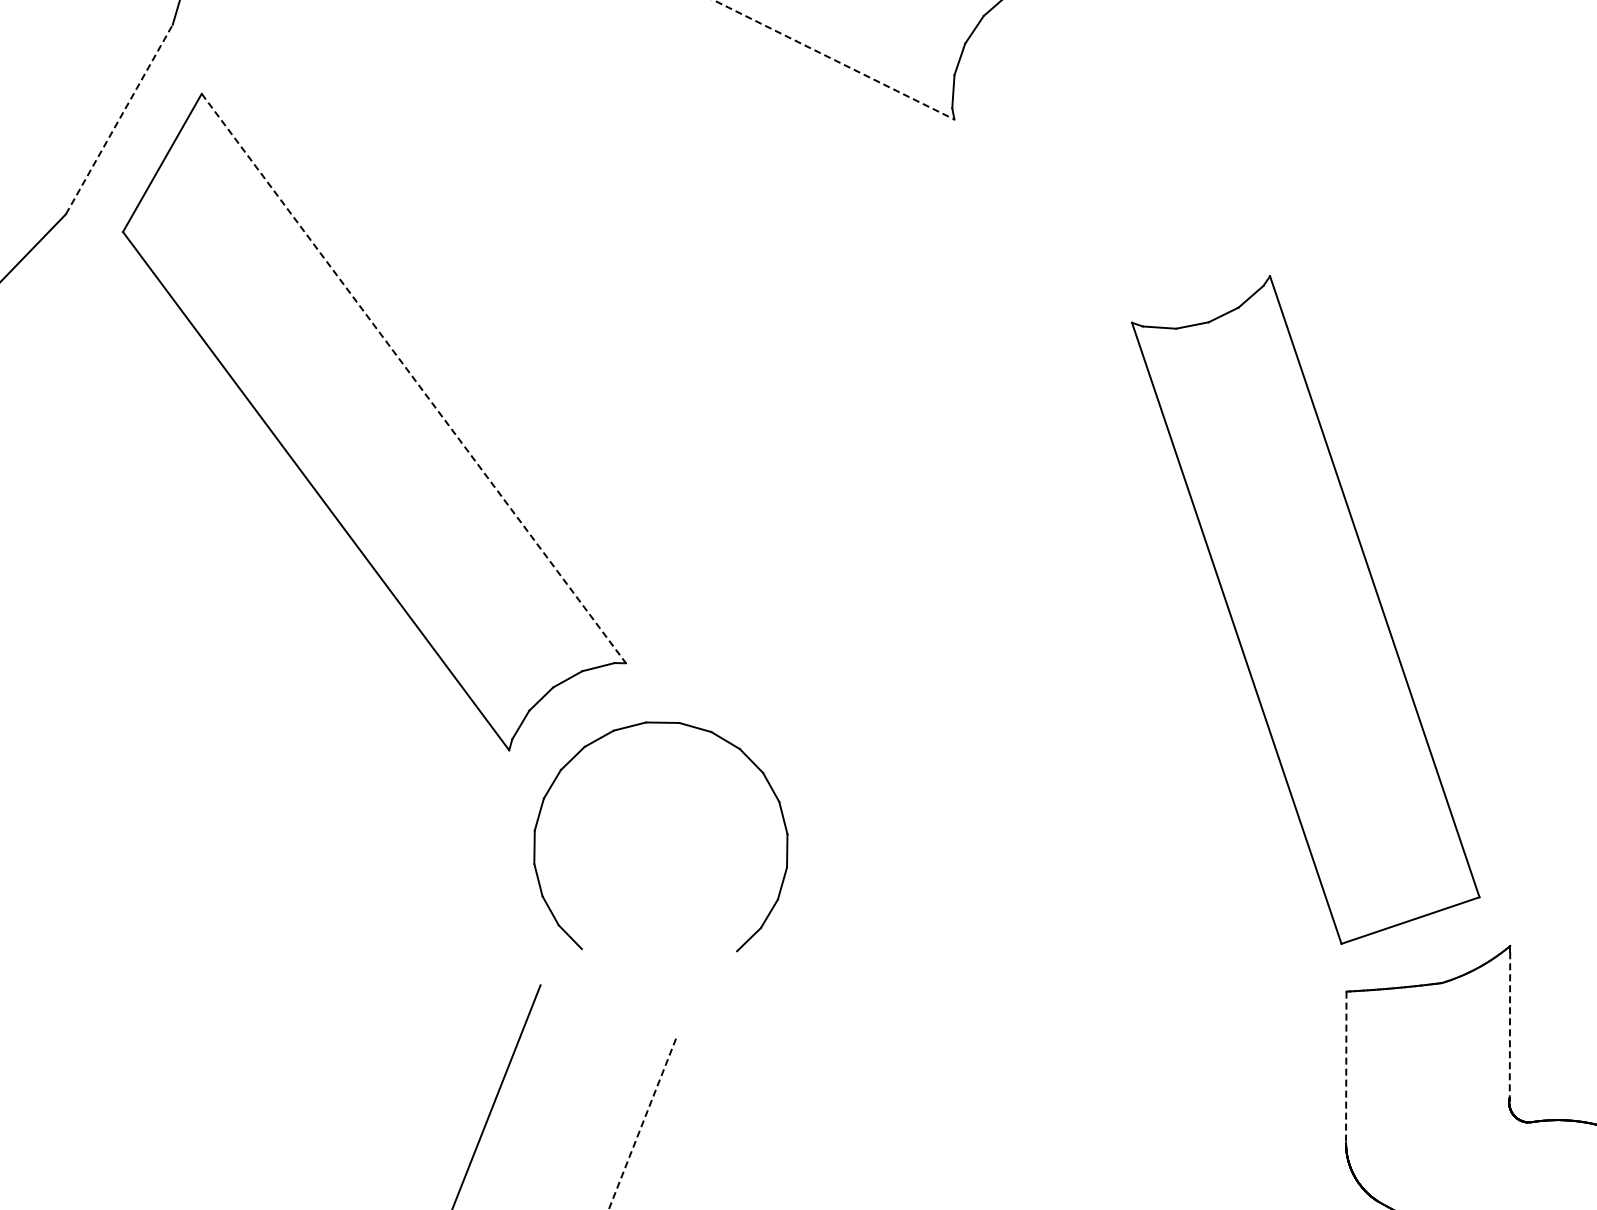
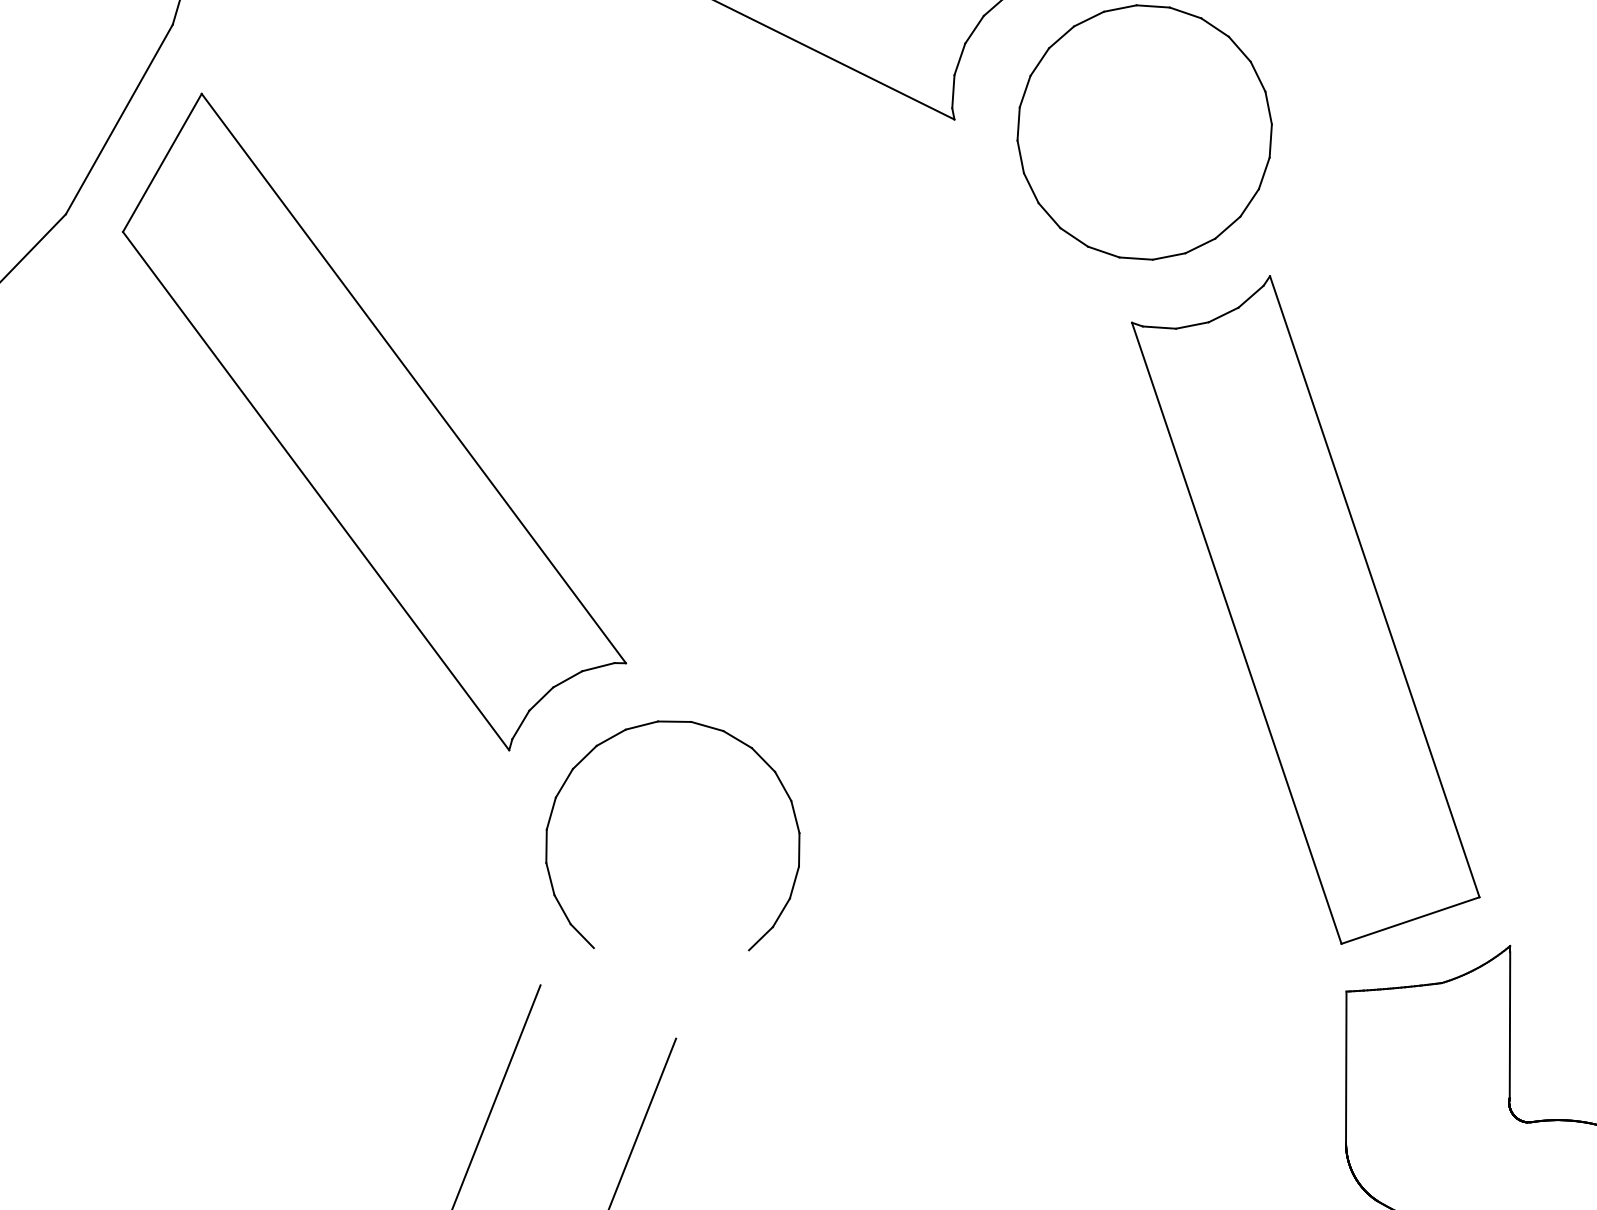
line: dashed -> solid (834, 60)
line: dashed -> solid (119, 119)
part: none -> present (1144, 132)
line: dashed -> solid (414, 378)
part position: (631, 727) -> (643, 726) (643, 726)
line: dashed -> solid (1509, 1025)
line: dashed -> solid (1346, 1067)
line: dashed -> solid (642, 1124)
